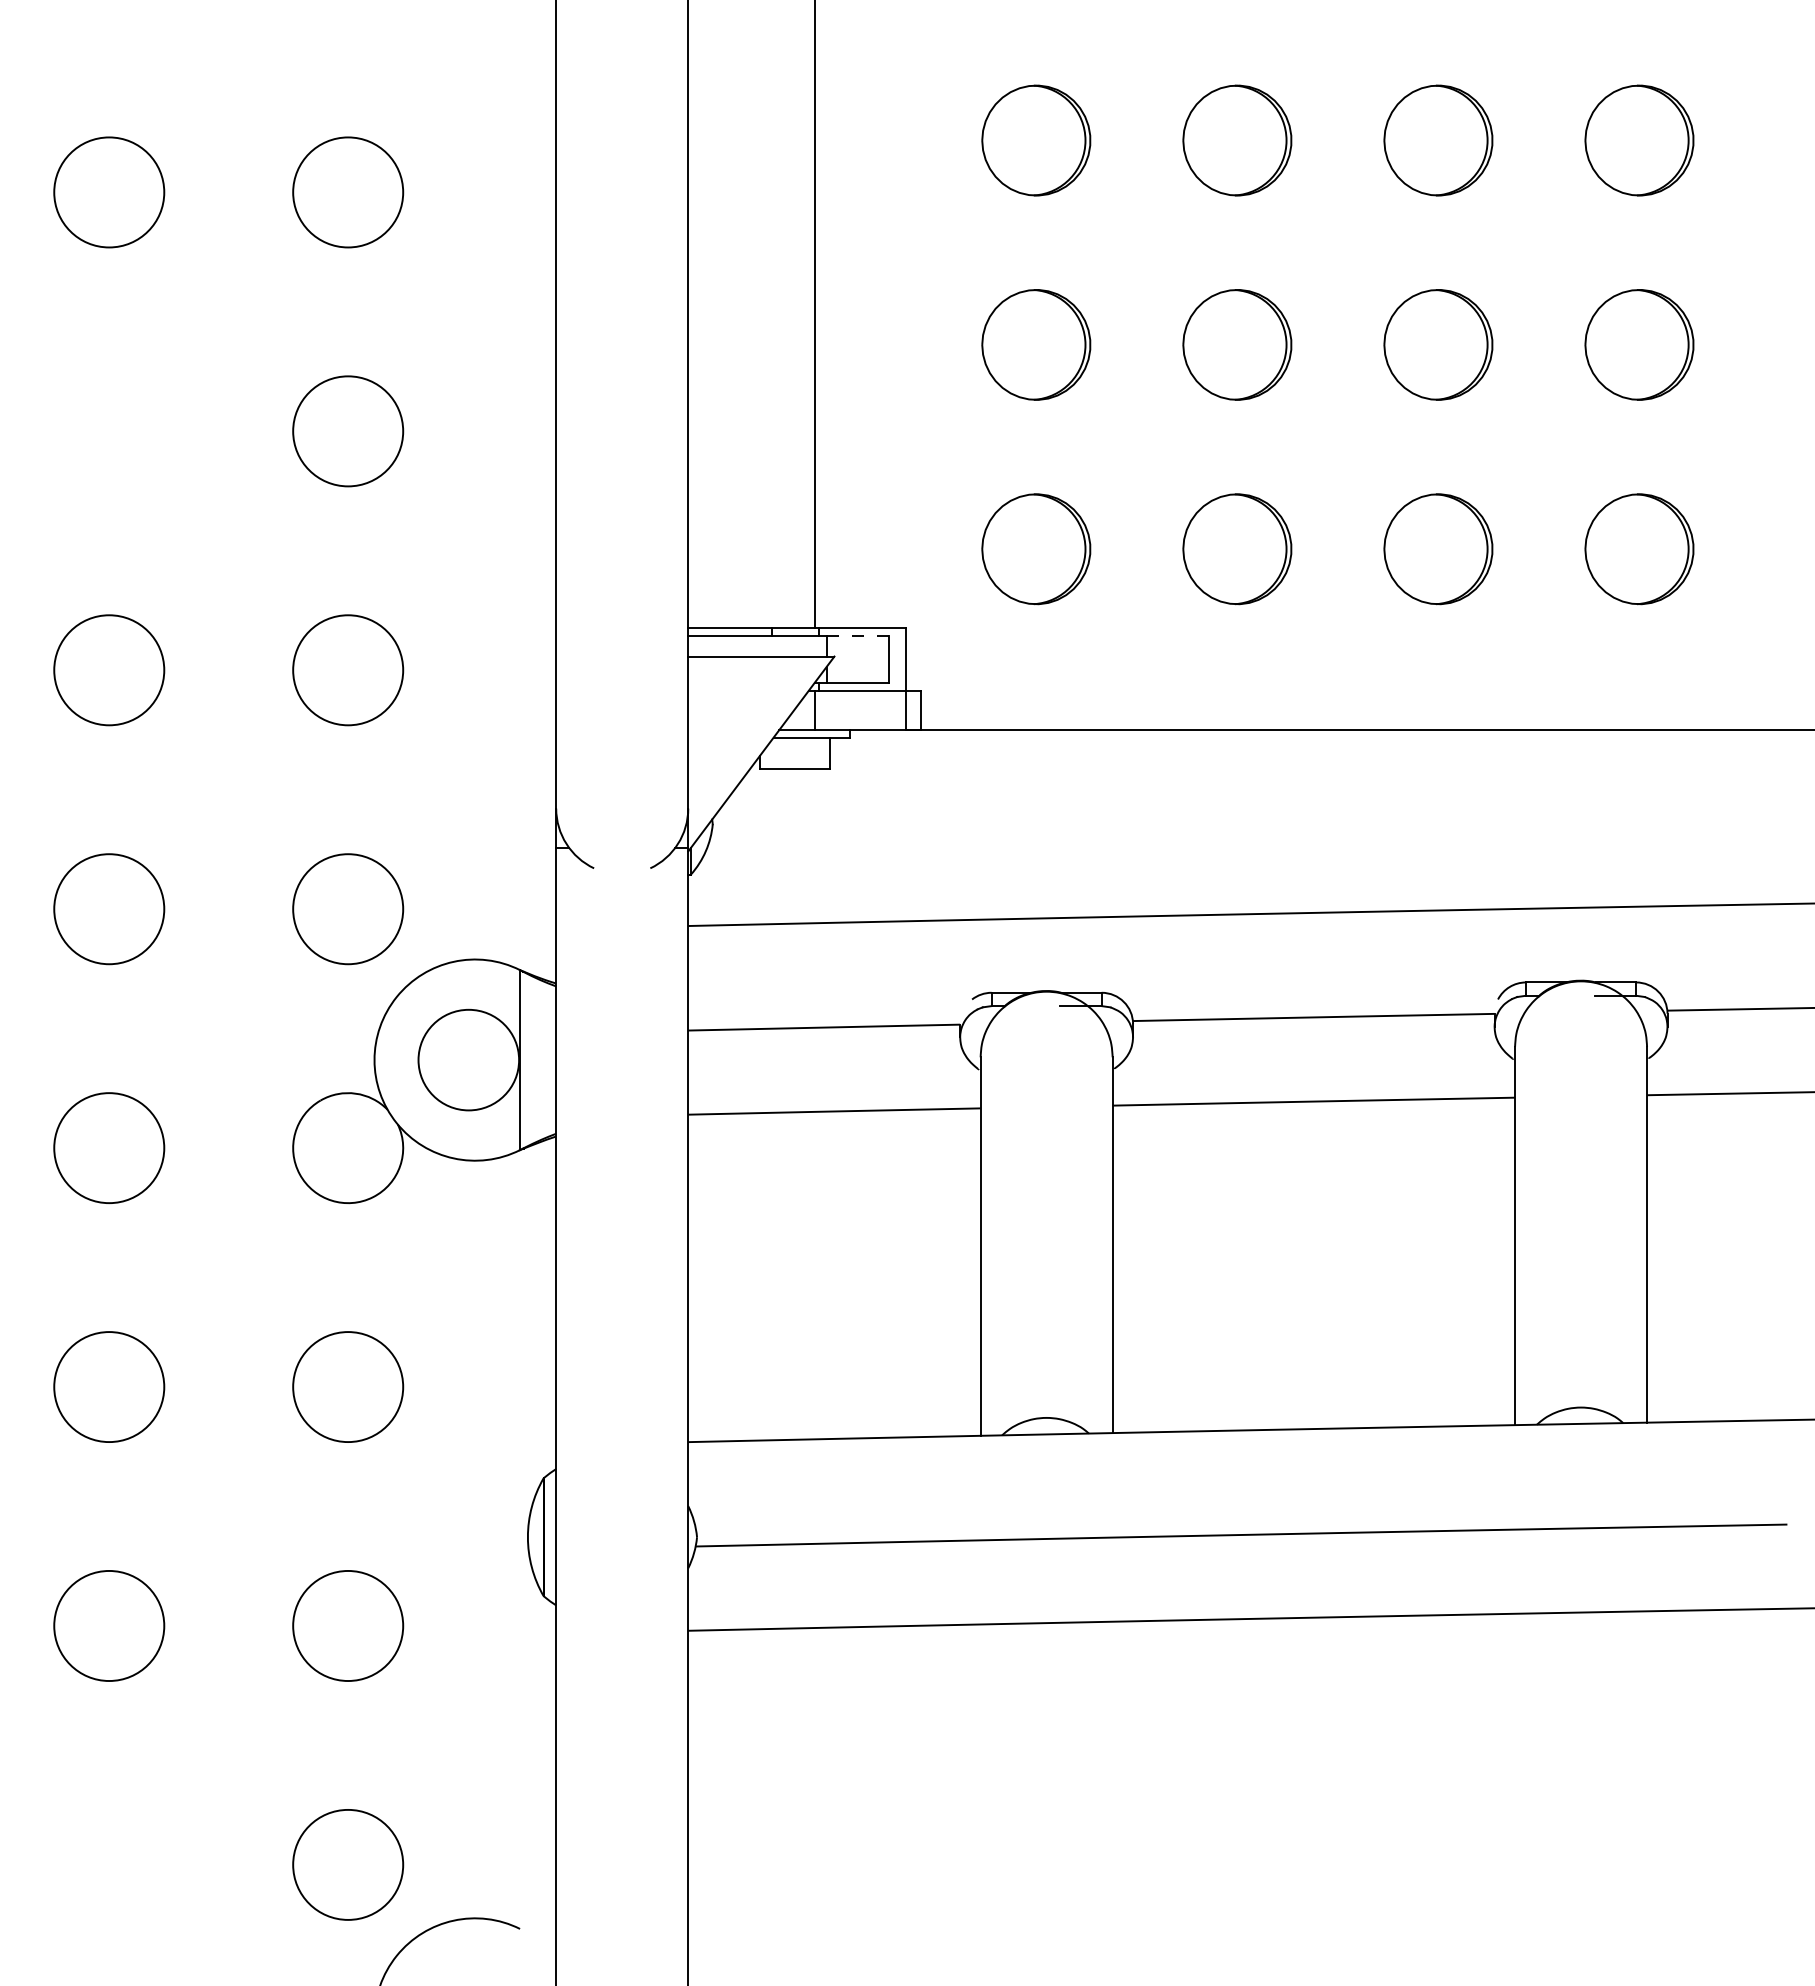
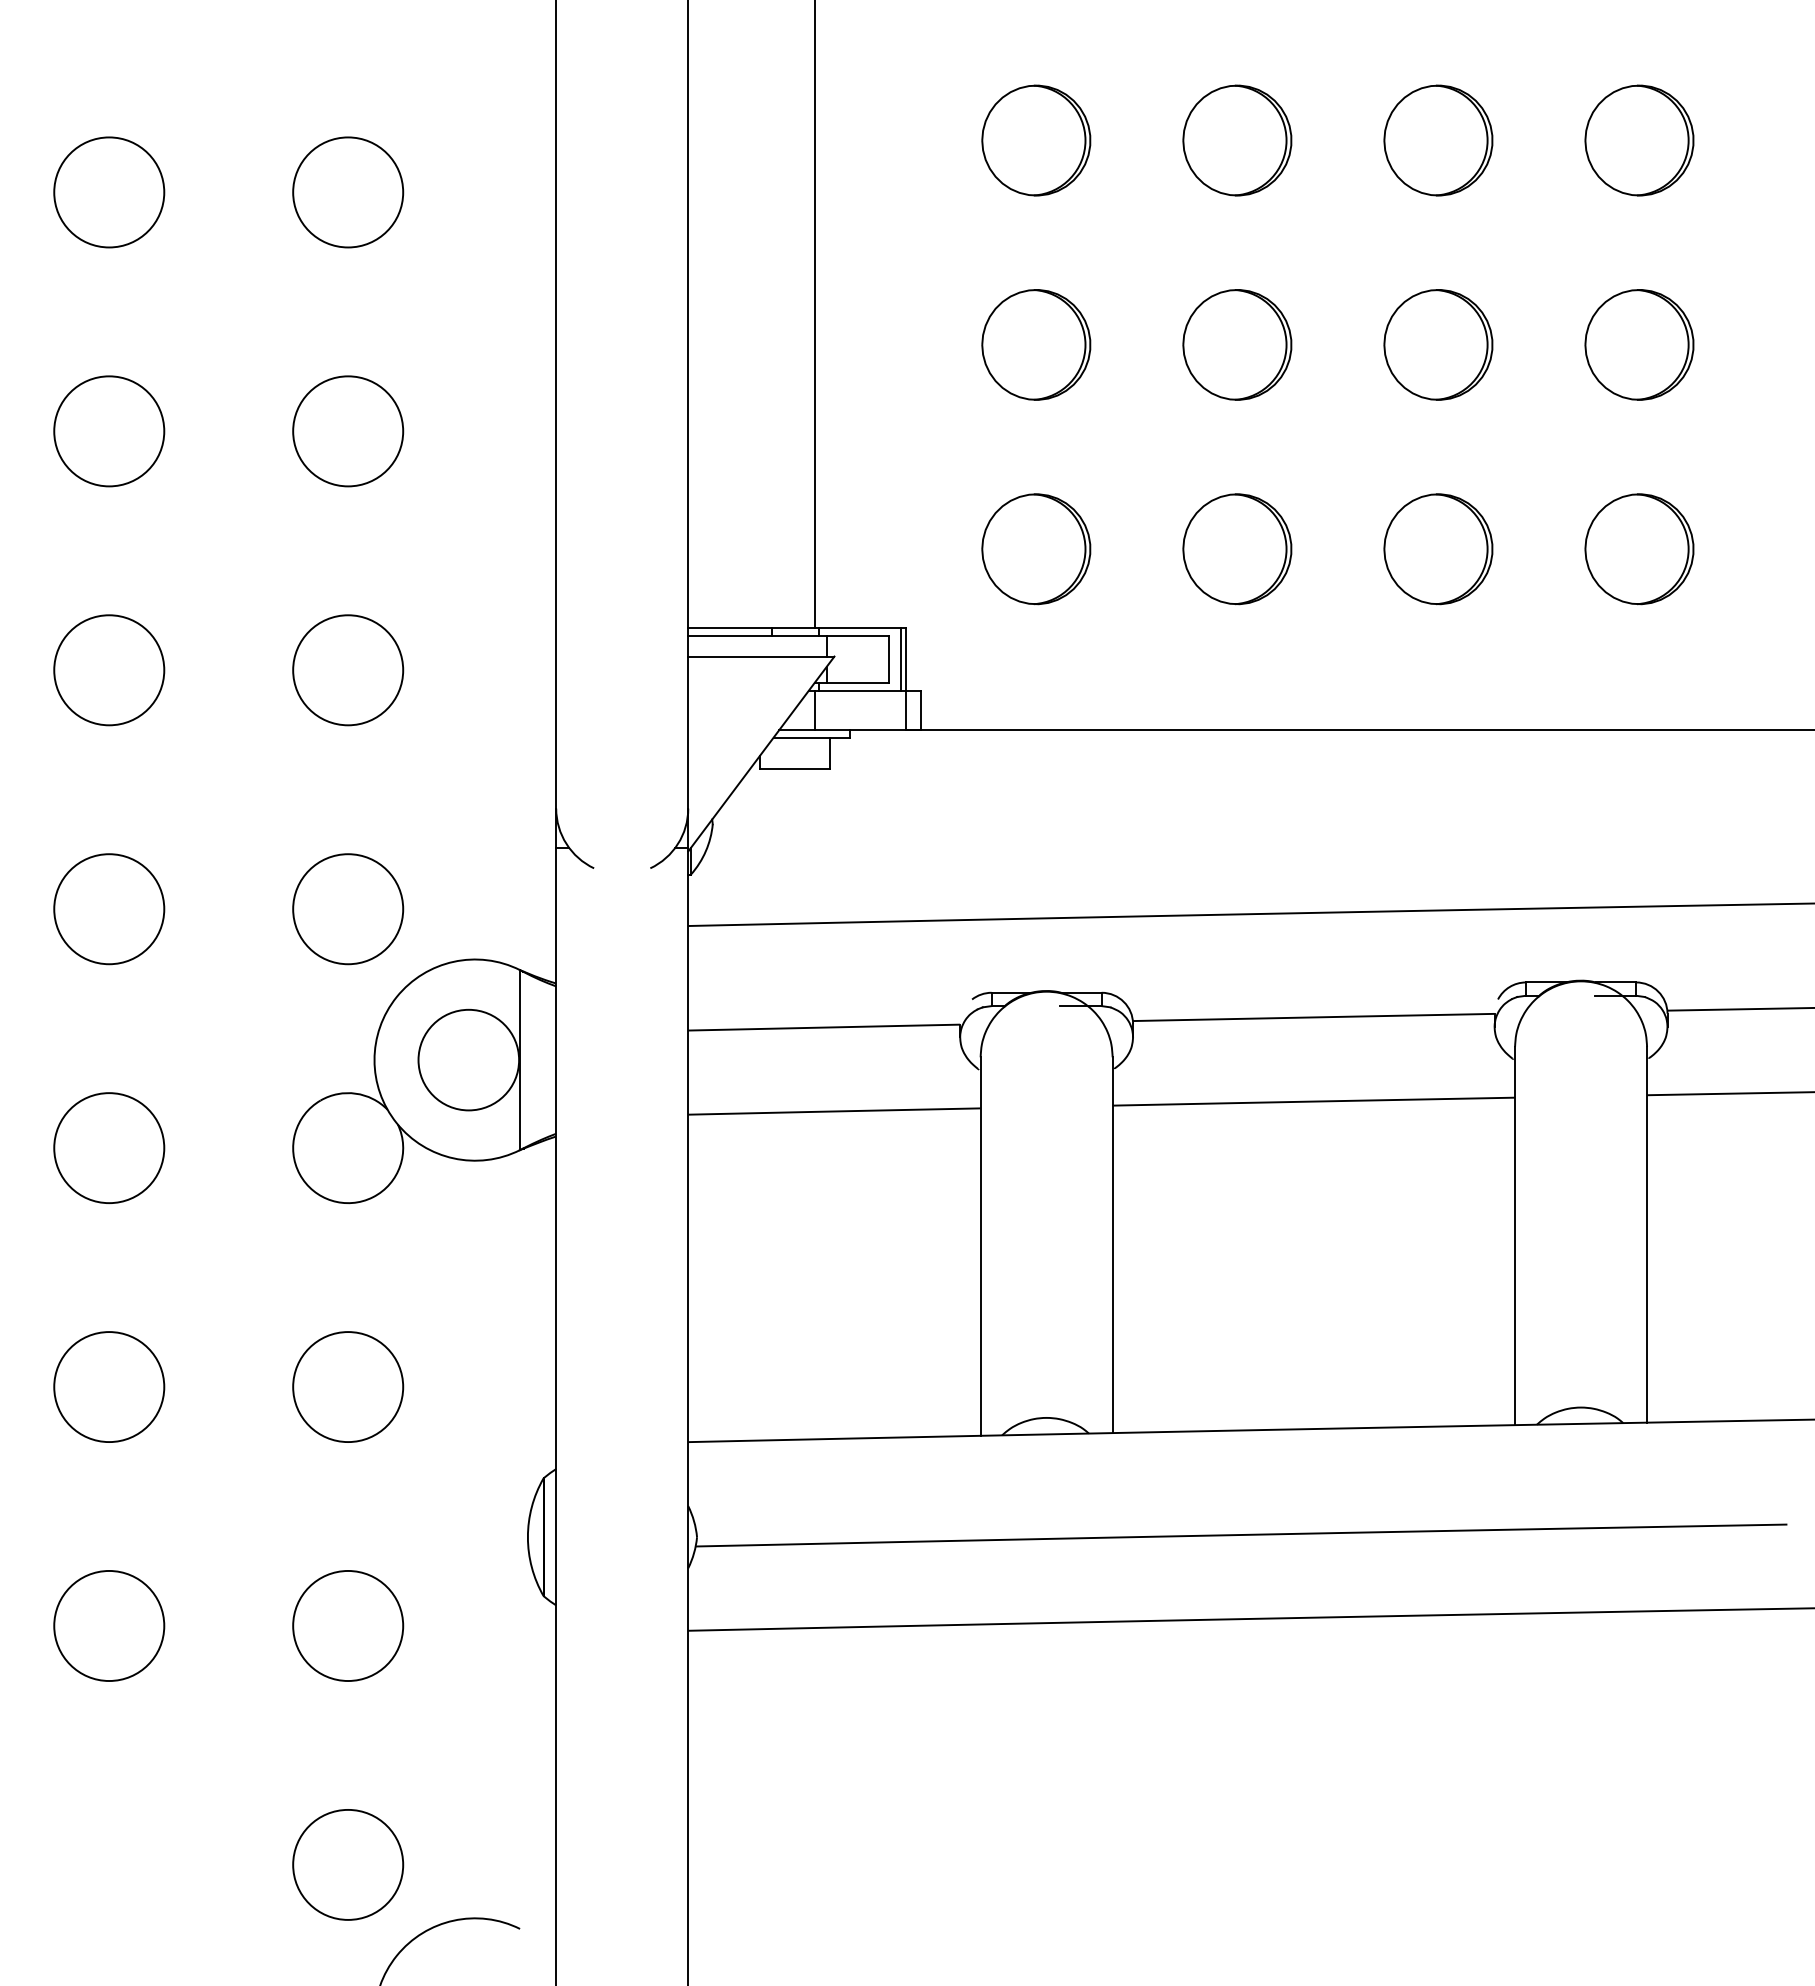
circle: none -> present (109, 431)
line: dashed -> solid (858, 635)
line: none -> present (900, 658)
